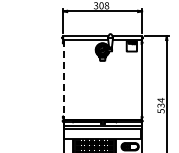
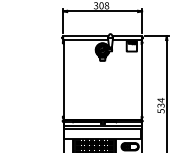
line: dashed -> solid (63, 79)
